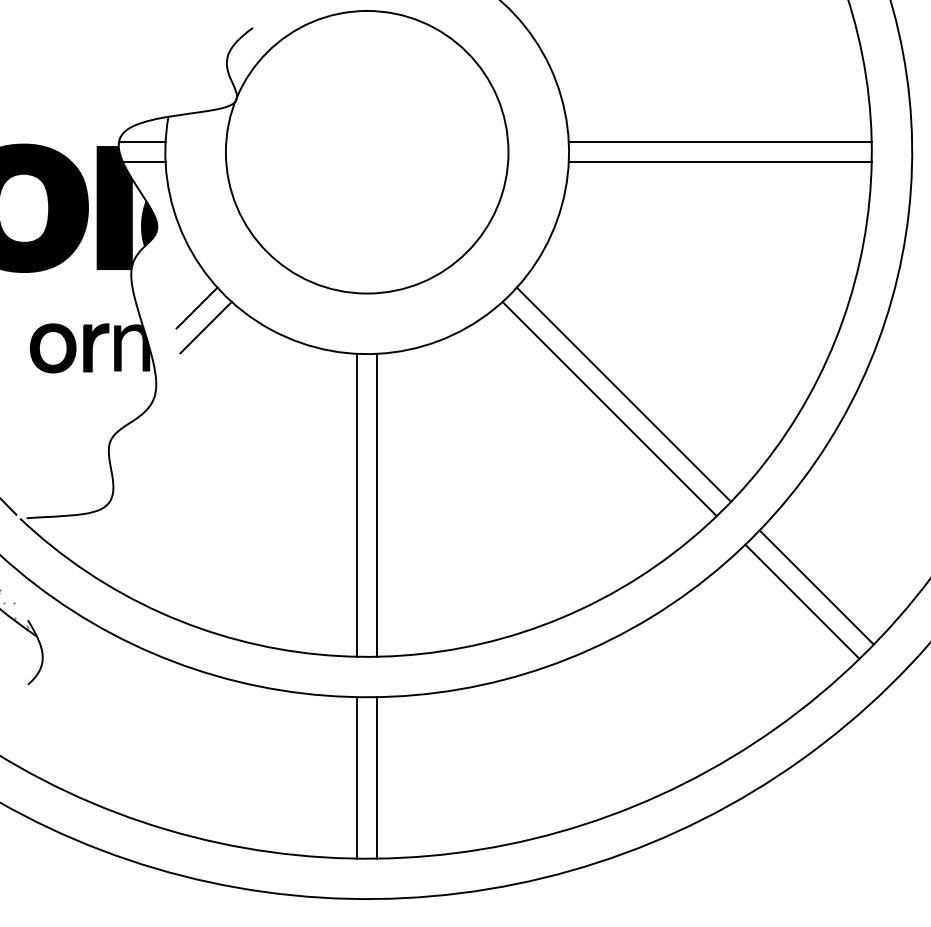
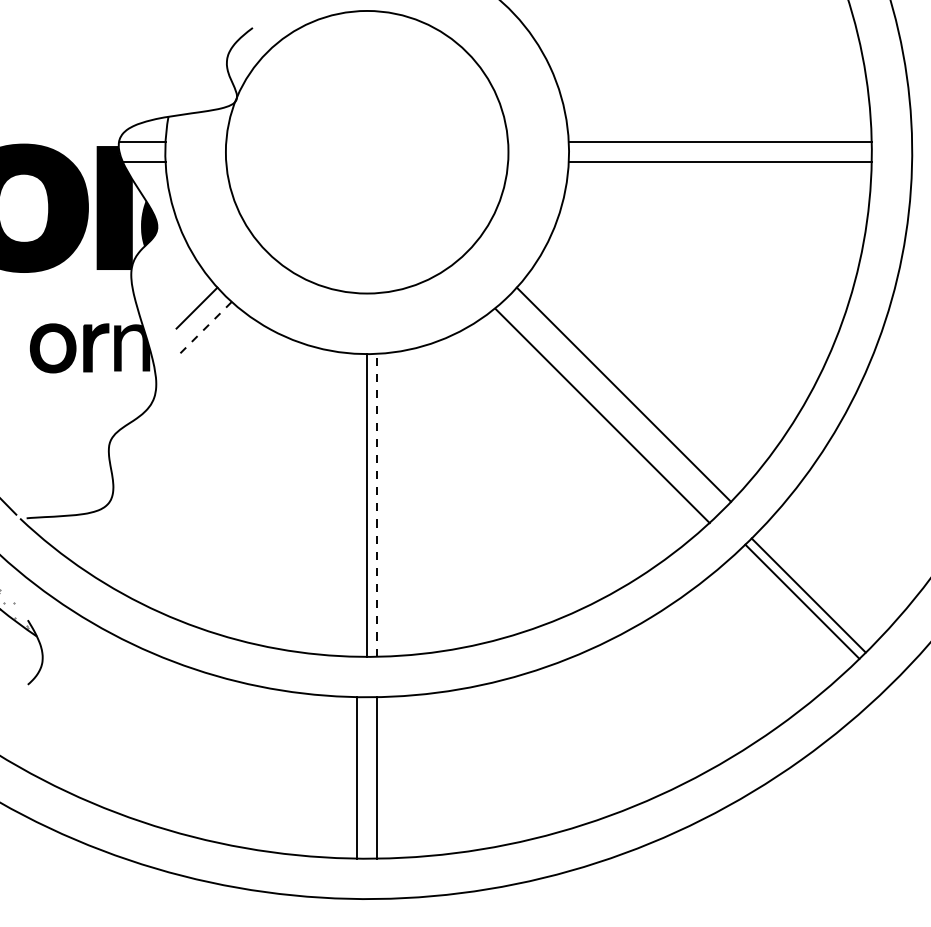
line: solid -> dashed (206, 327)
line position: (609, 408) -> (602, 415) (602, 415)
line position: (357, 504) -> (367, 504) (367, 504)
line: solid -> dashed (377, 504)
line position: (816, 587) -> (808, 595) (808, 595)
